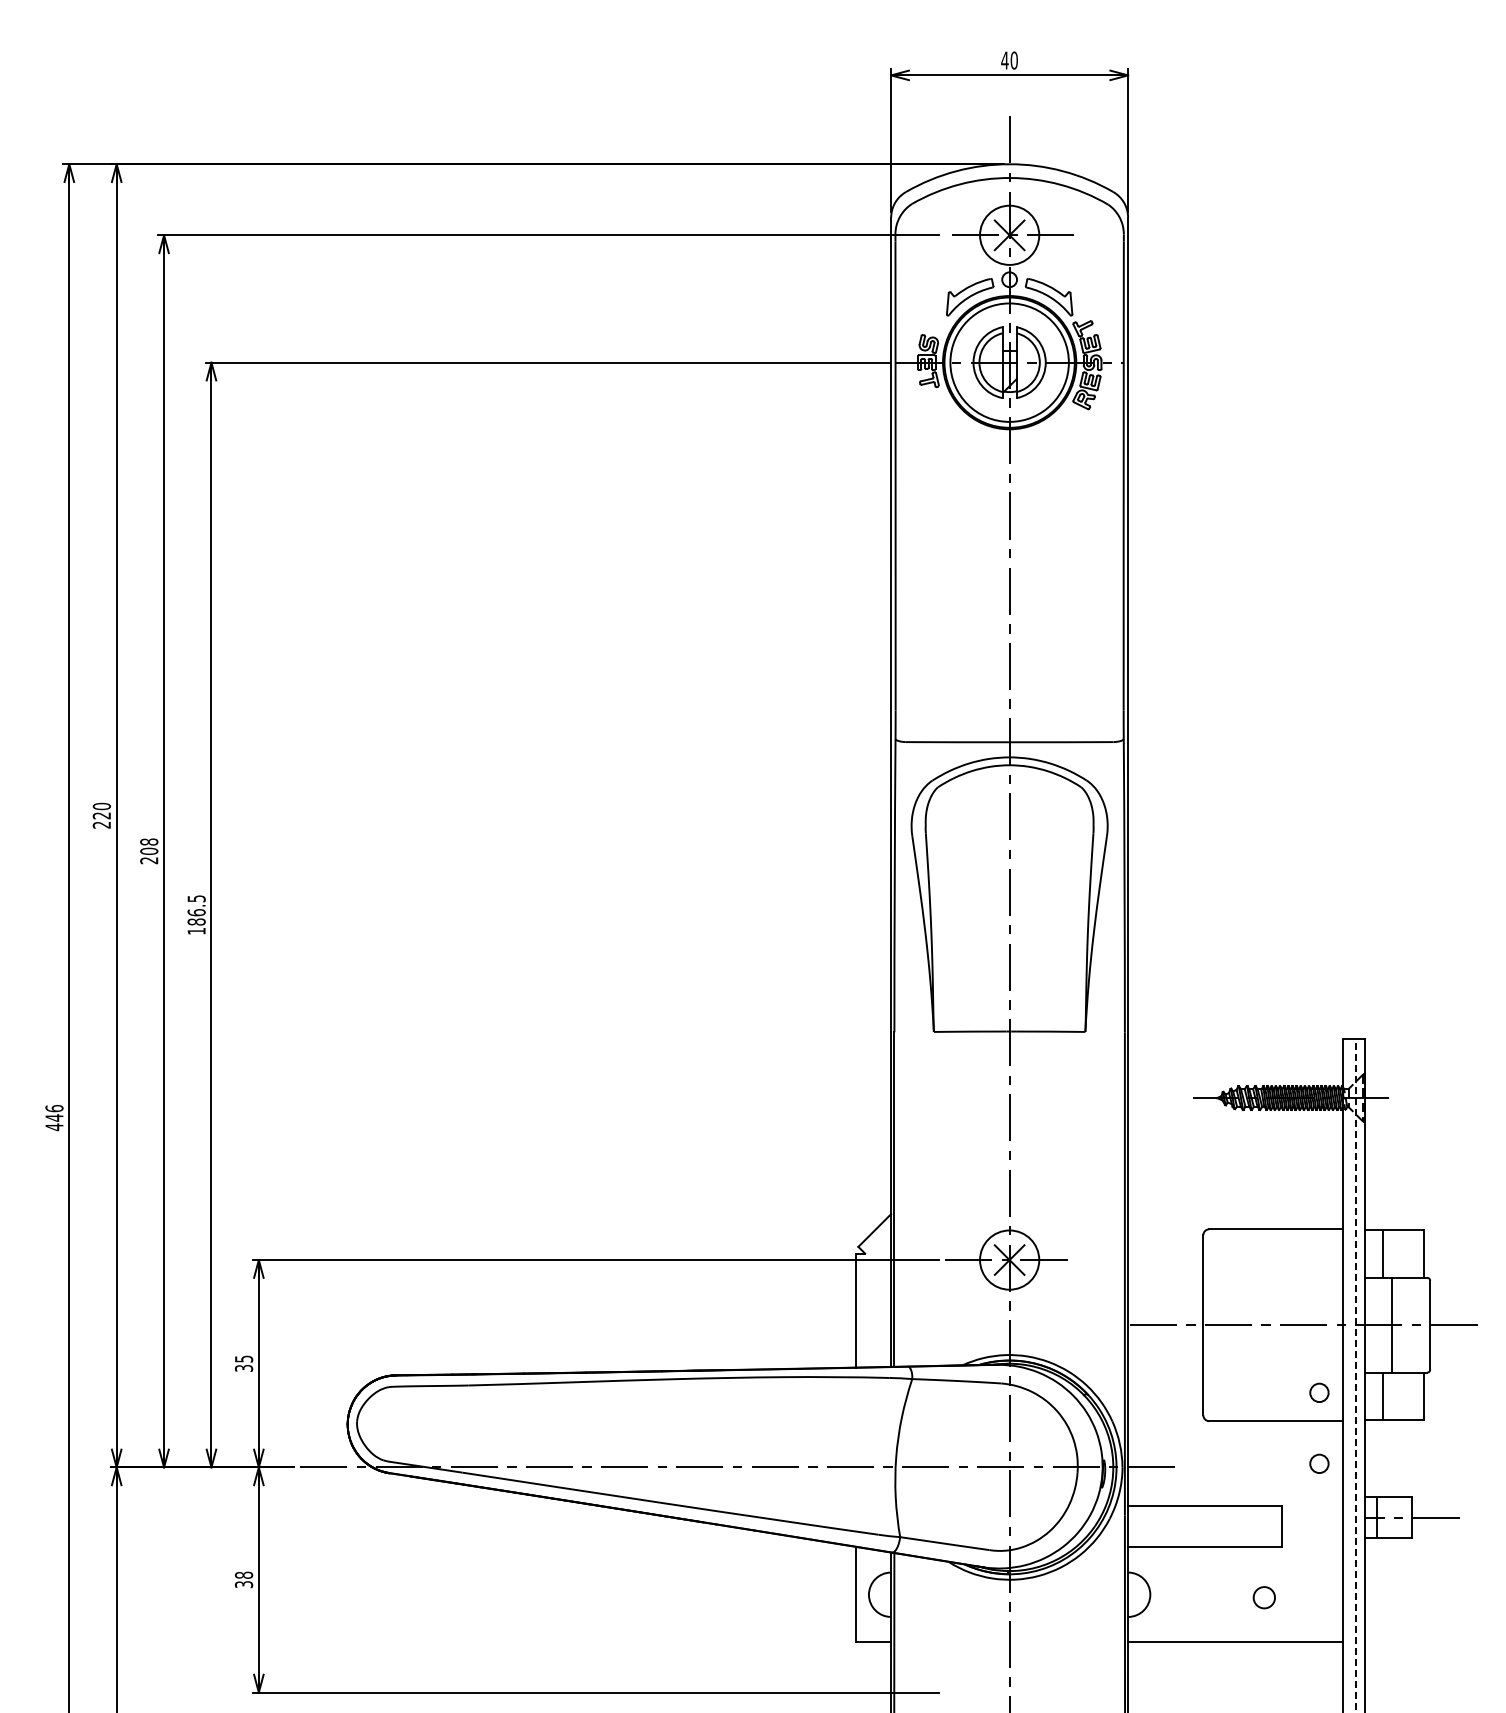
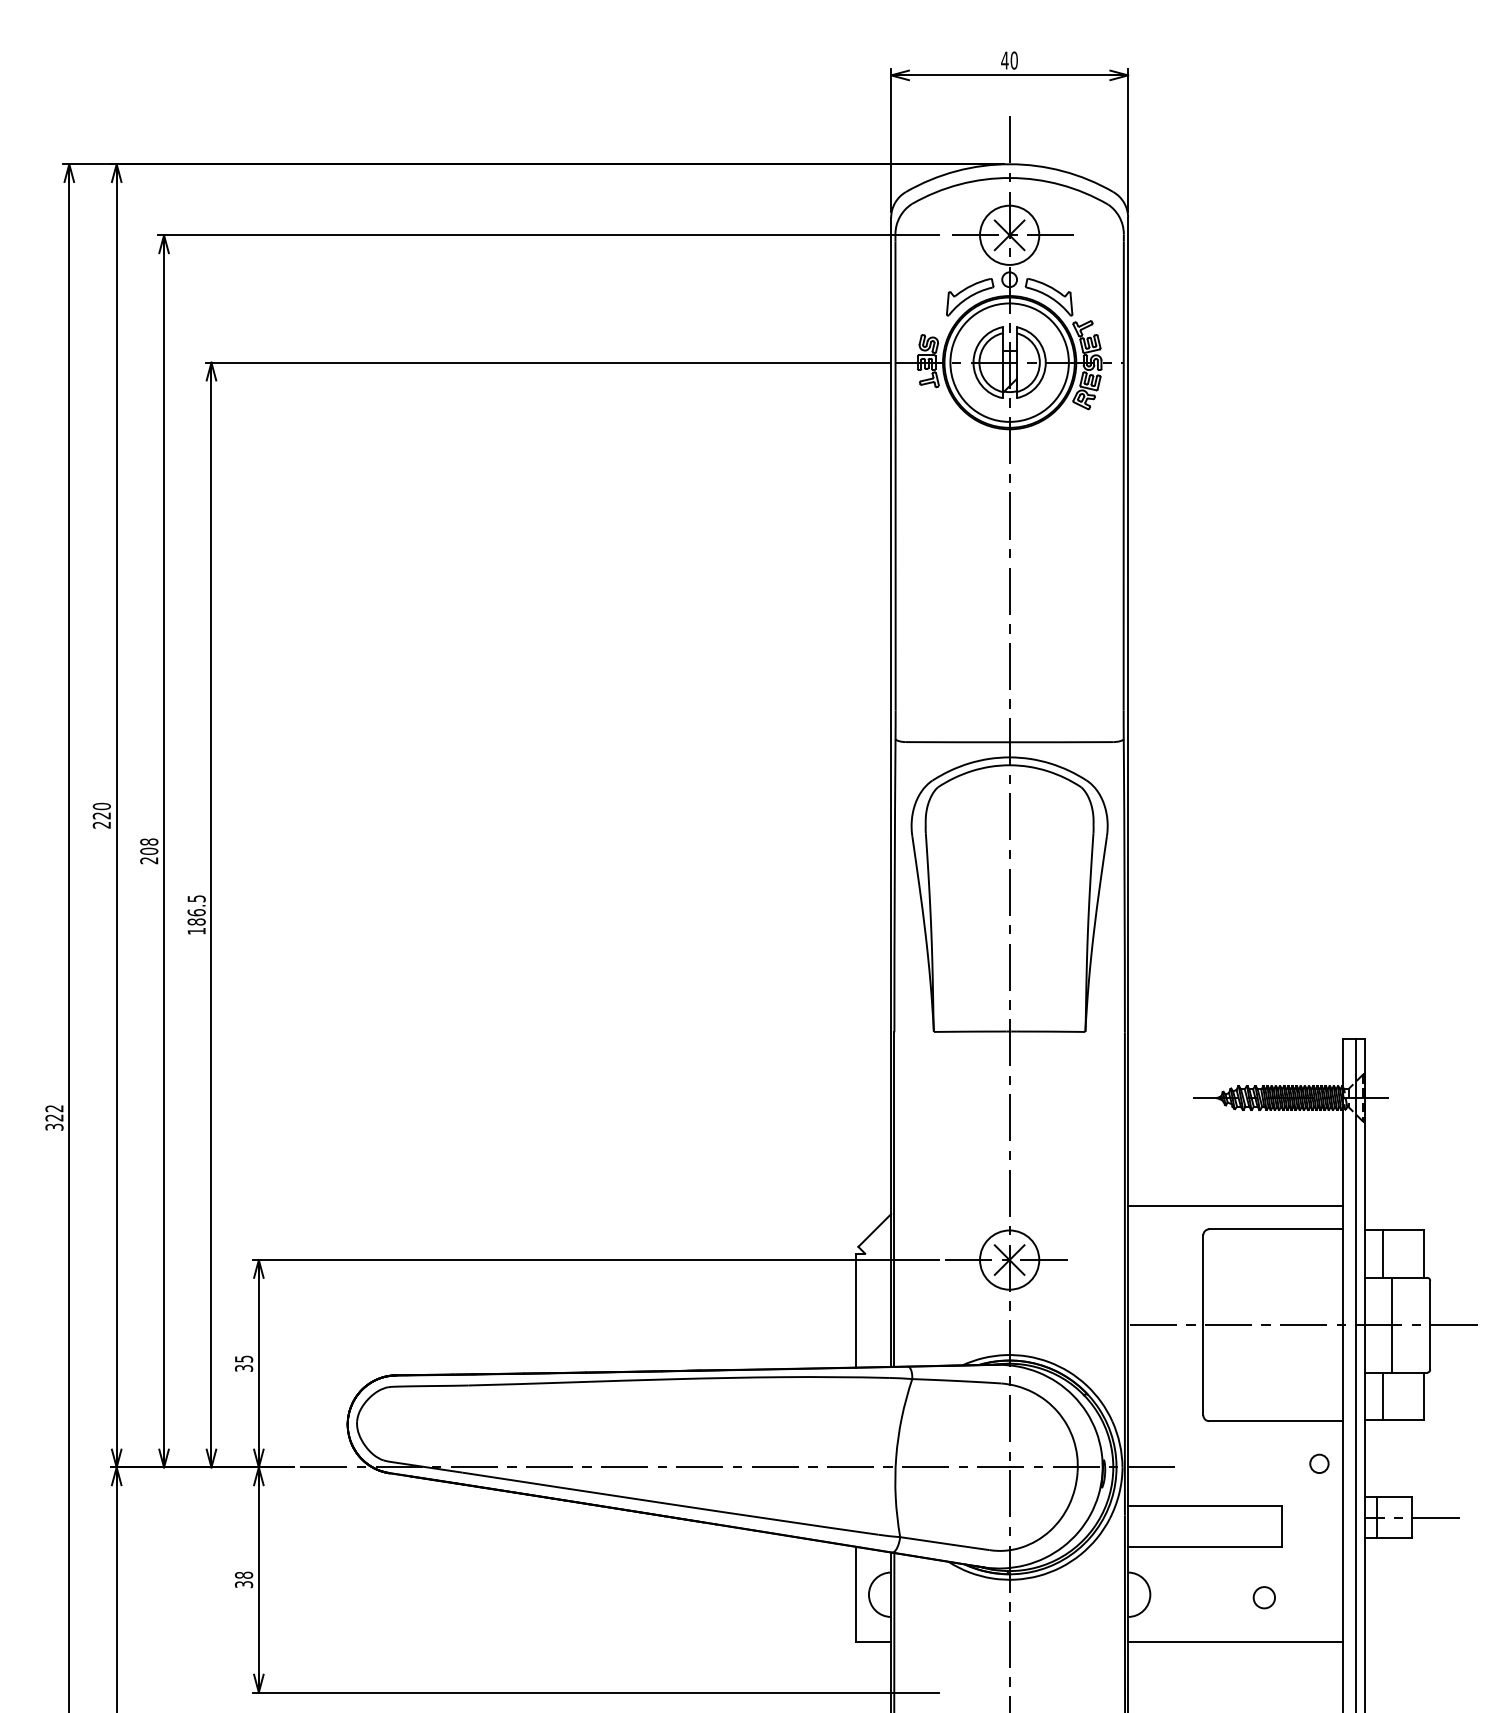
text: 446 -> 322 (54, 1118)
line: none -> present (1235, 1206)
line: dashed -> solid (1356, 1375)
circle: present -> none (1319, 1392)
